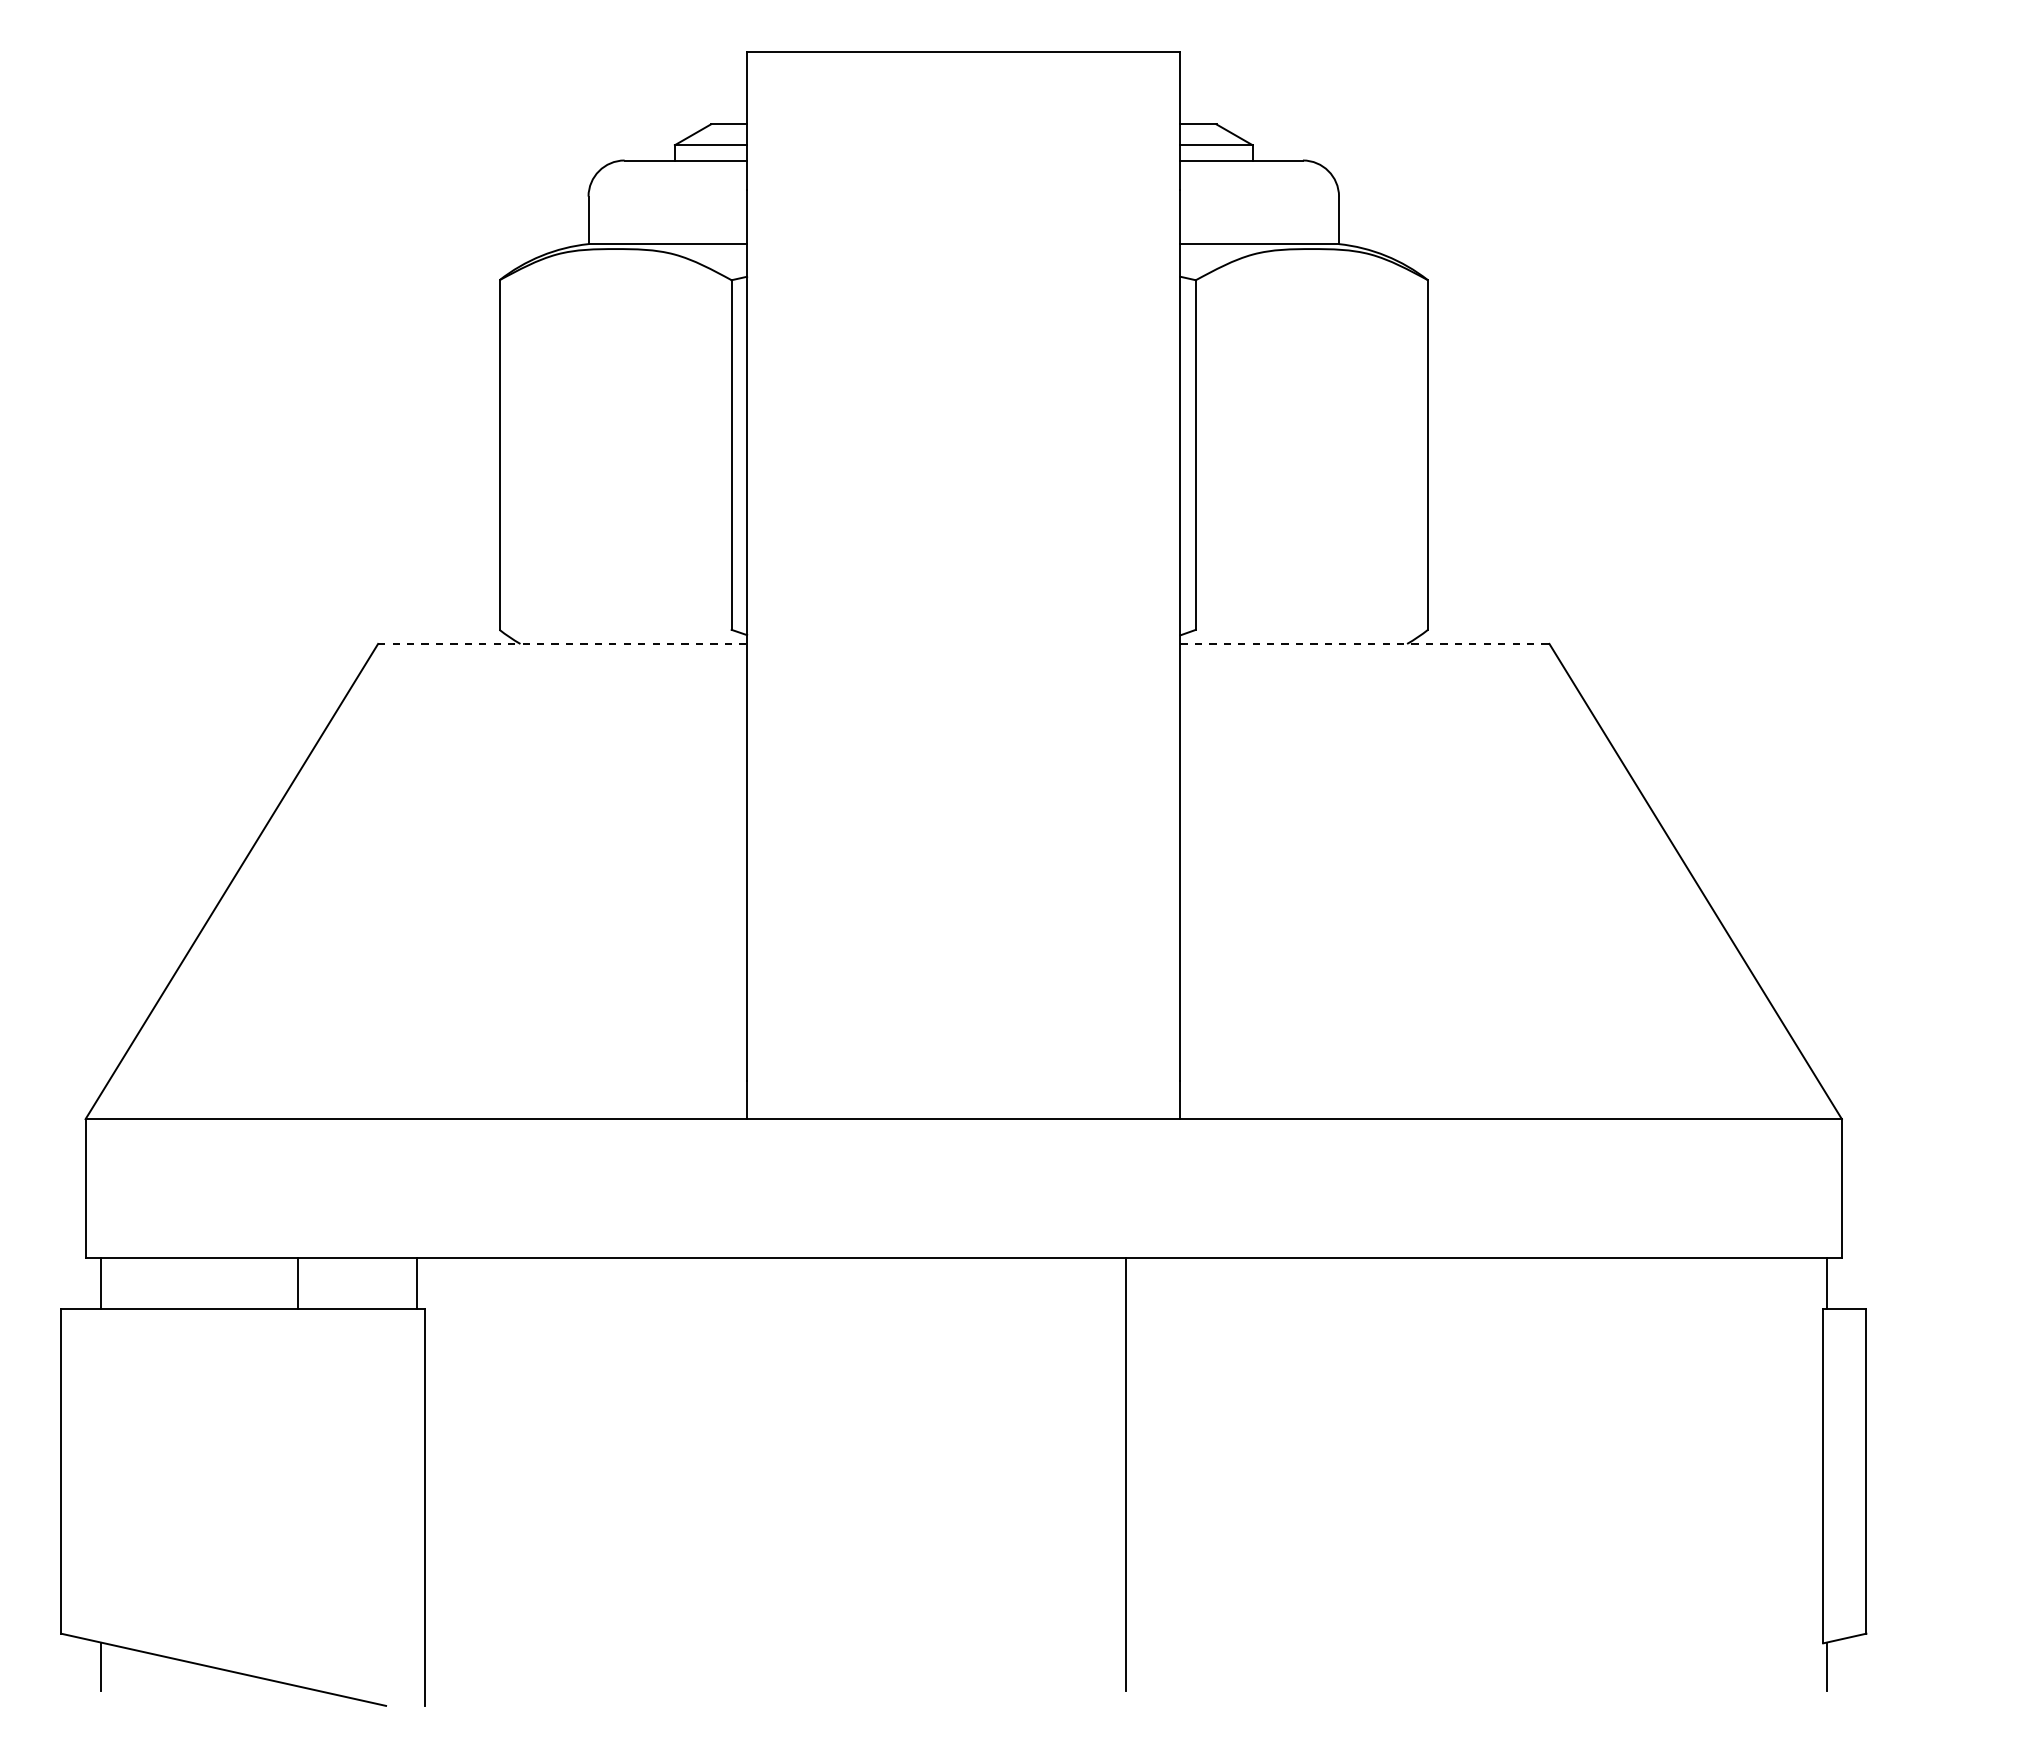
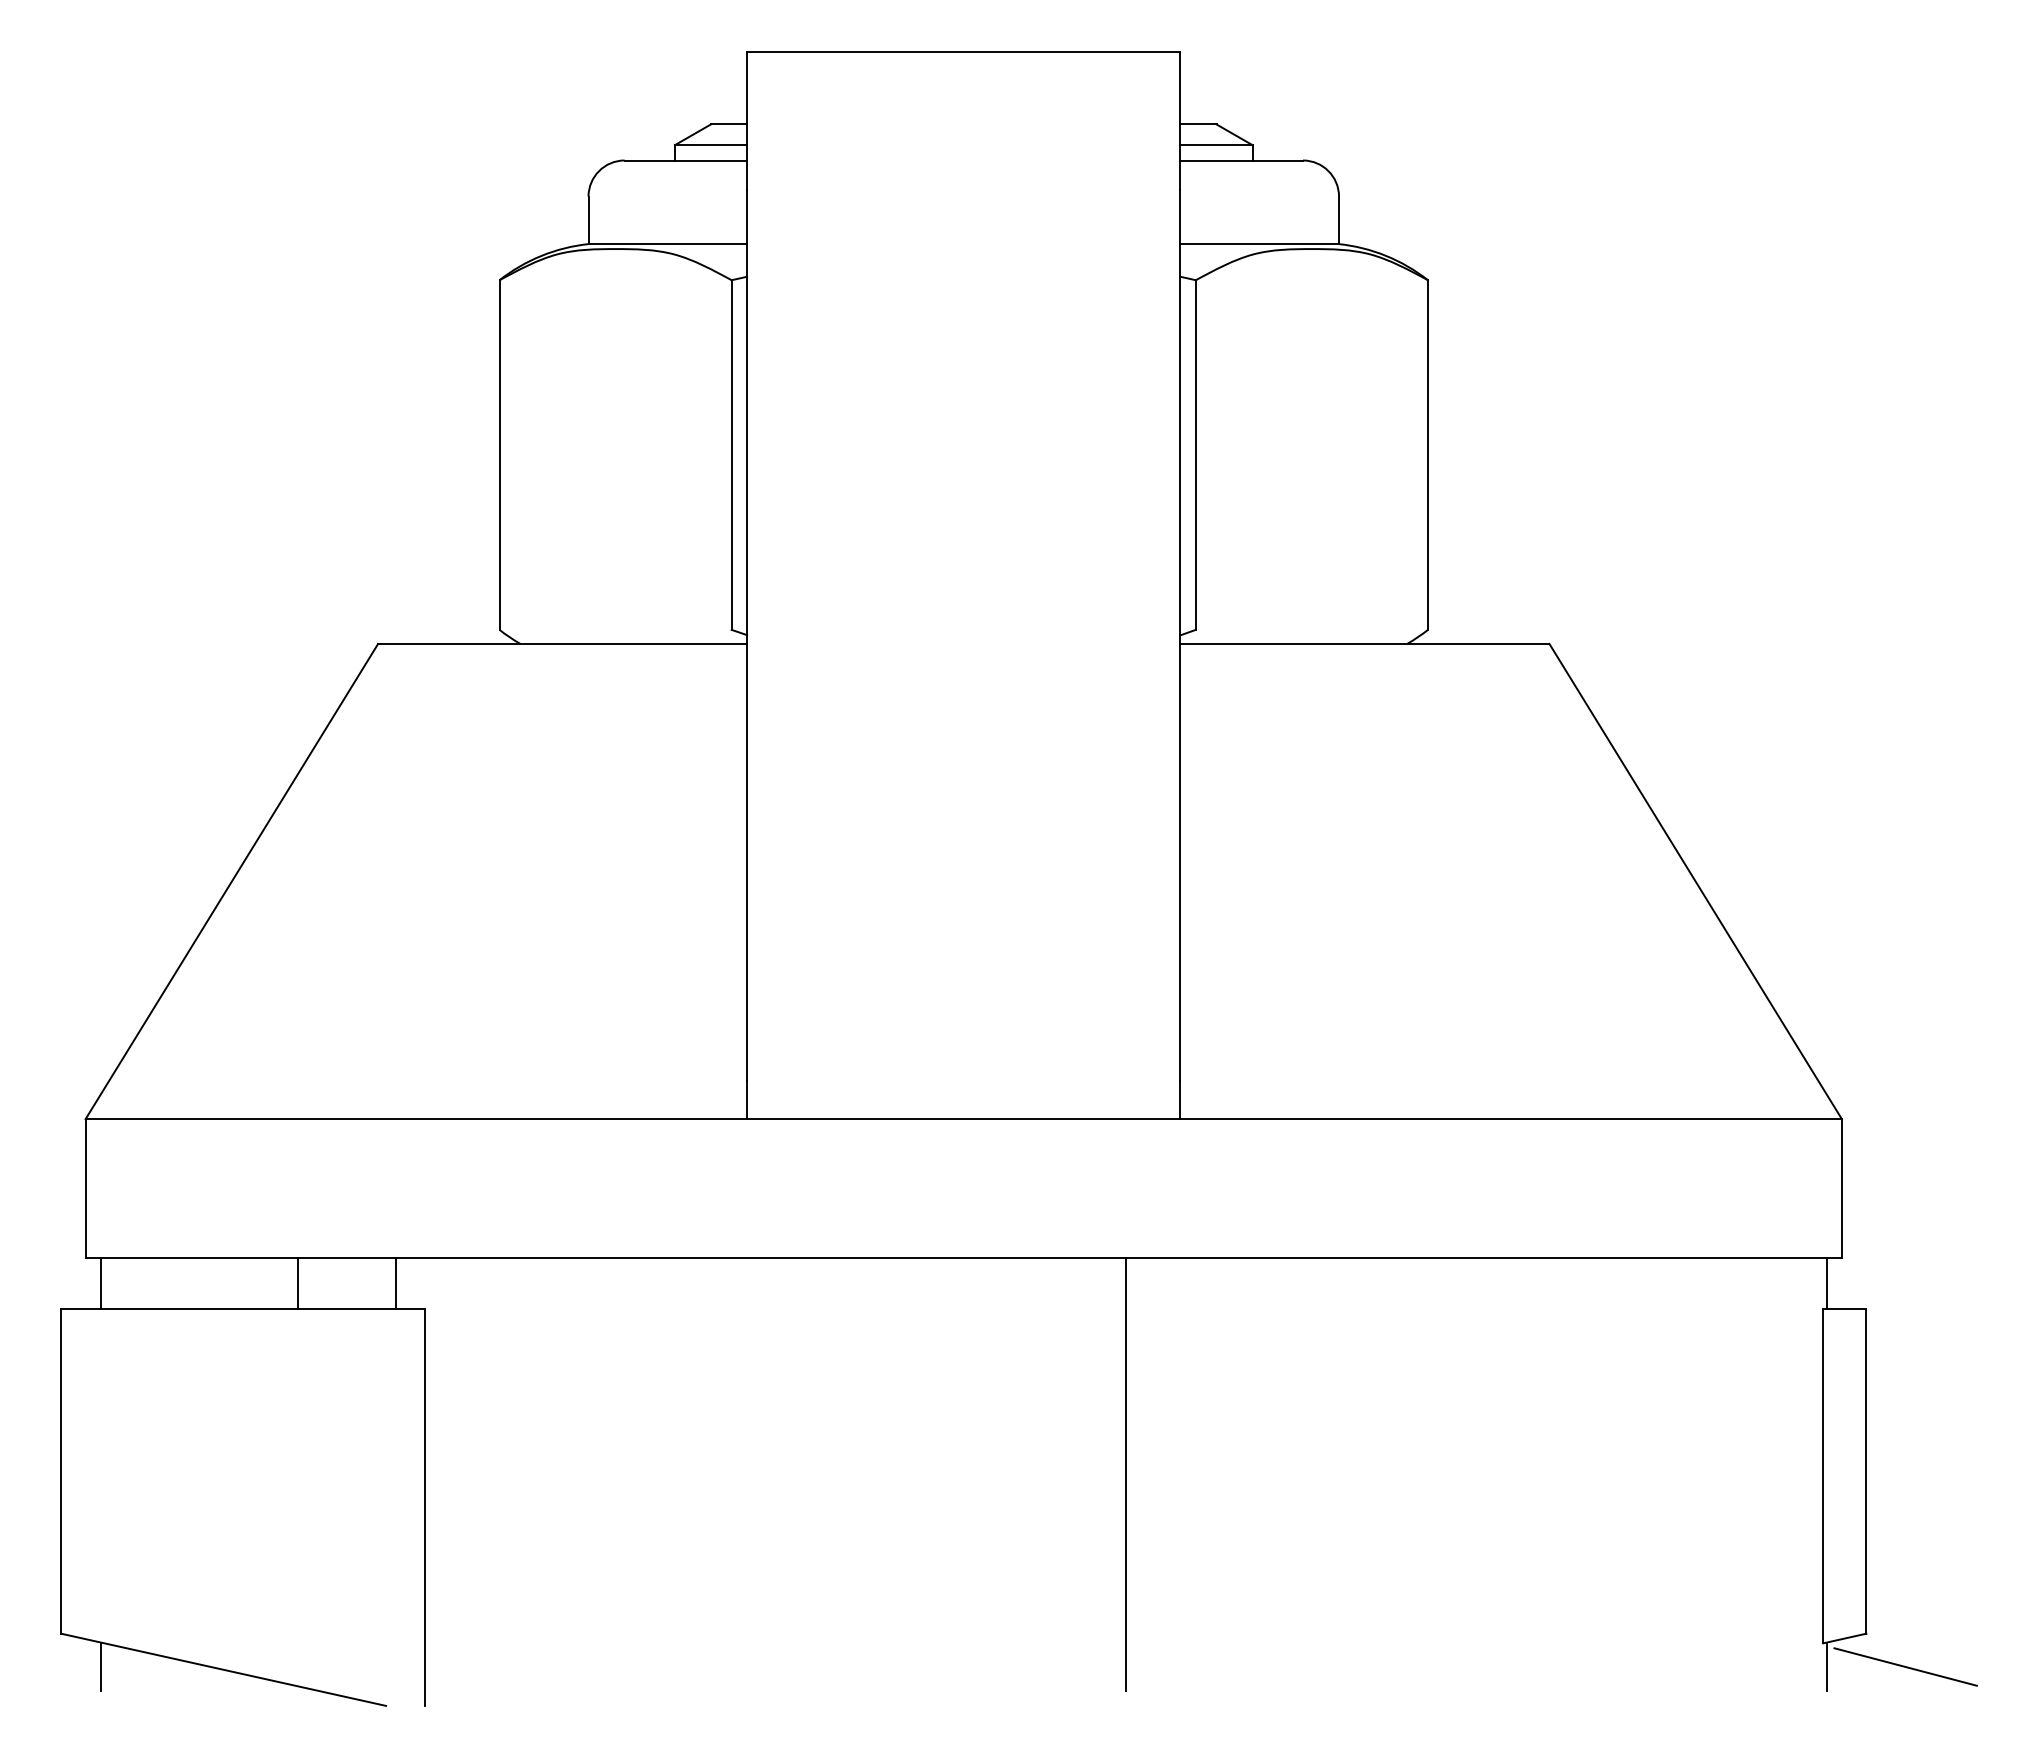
line: dashed -> solid (562, 643)
line: dashed -> solid (1364, 643)
line position: (416, 1282) -> (395, 1282) (395, 1282)
line: none -> present (1905, 1666)
